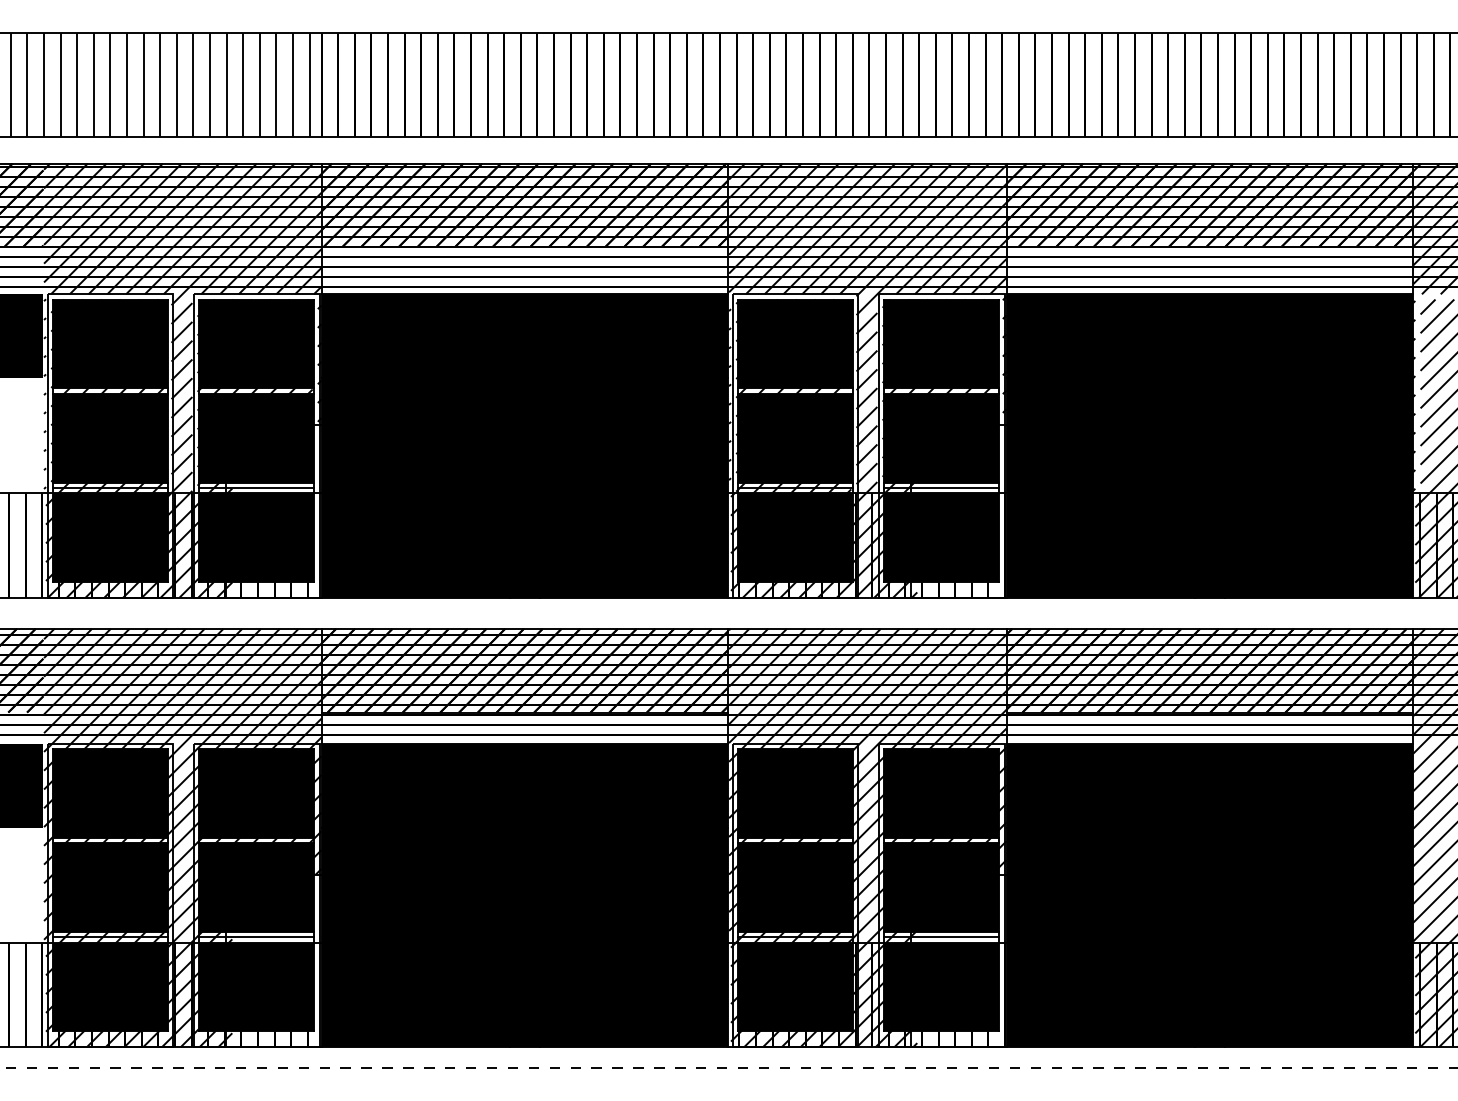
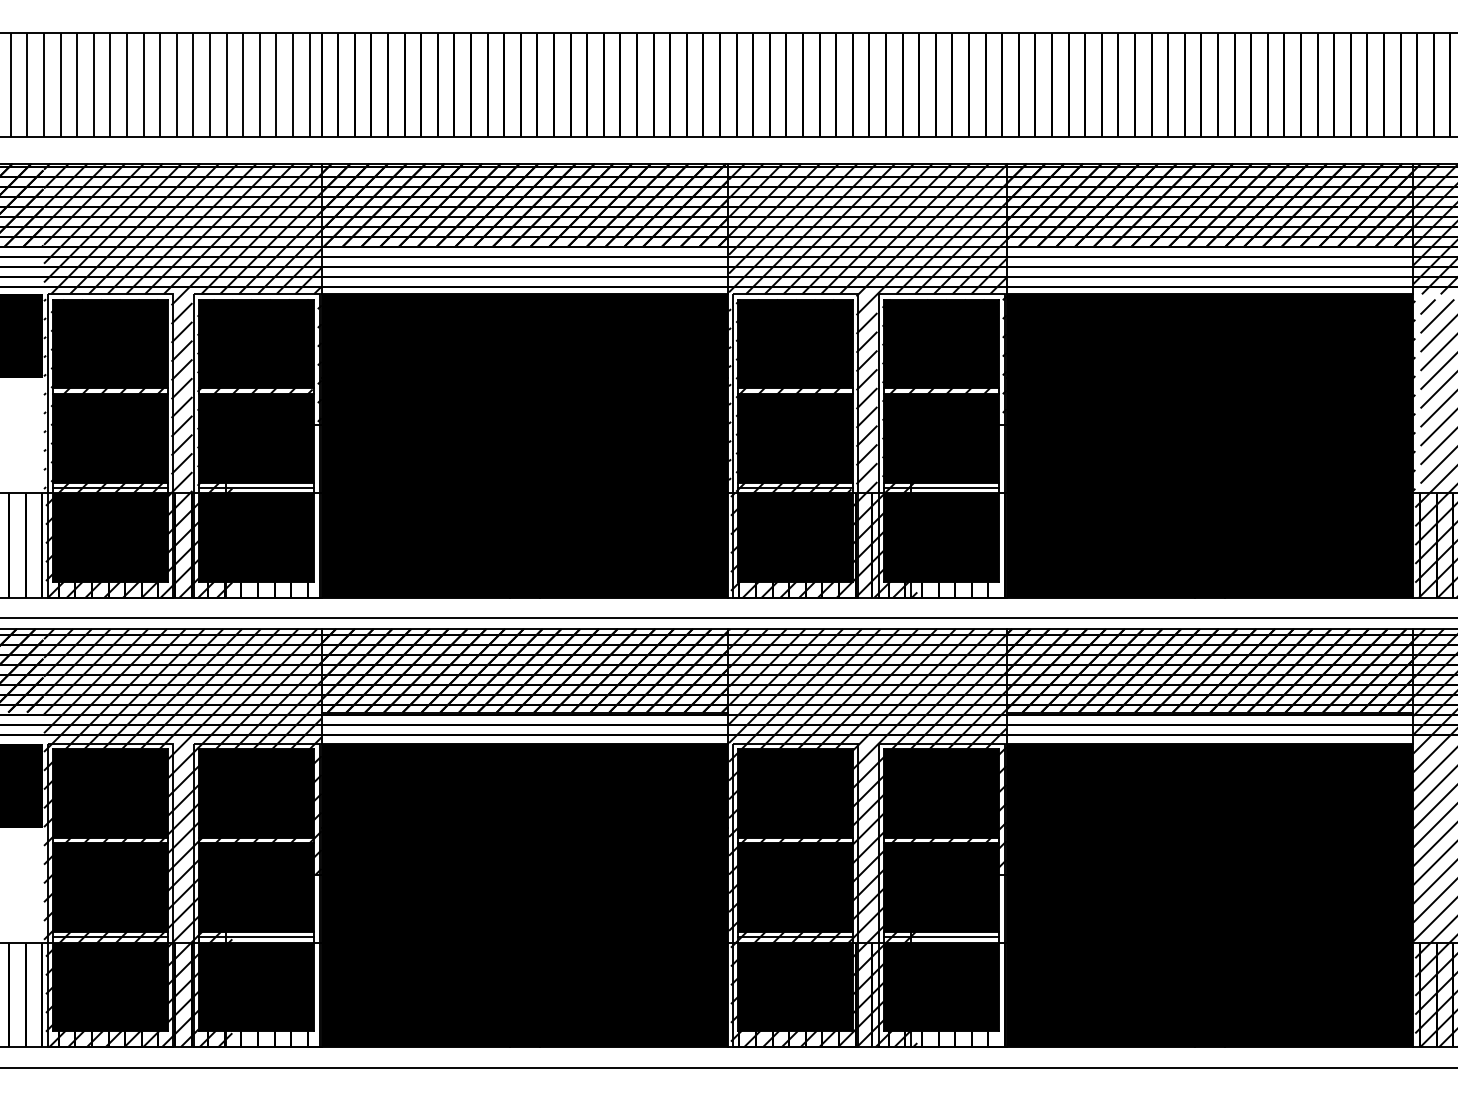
line: none -> present (728, 618)
line: dashed -> solid (729, 1068)
